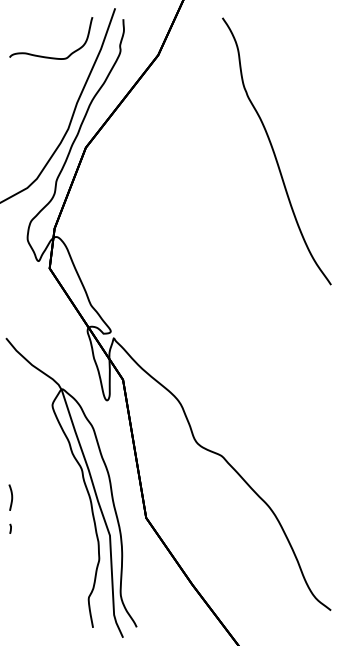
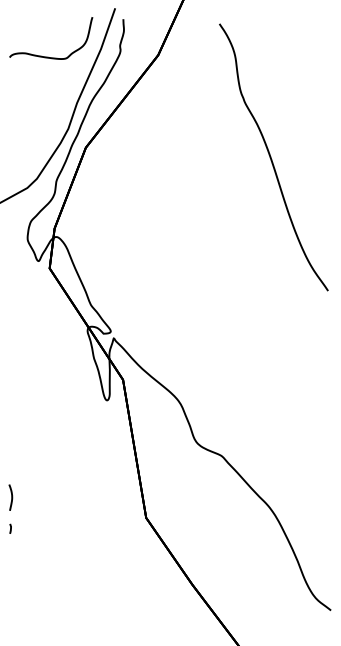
curve position: (274, 151) -> (271, 157) (271, 157)
part: present -> none (83, 482)
